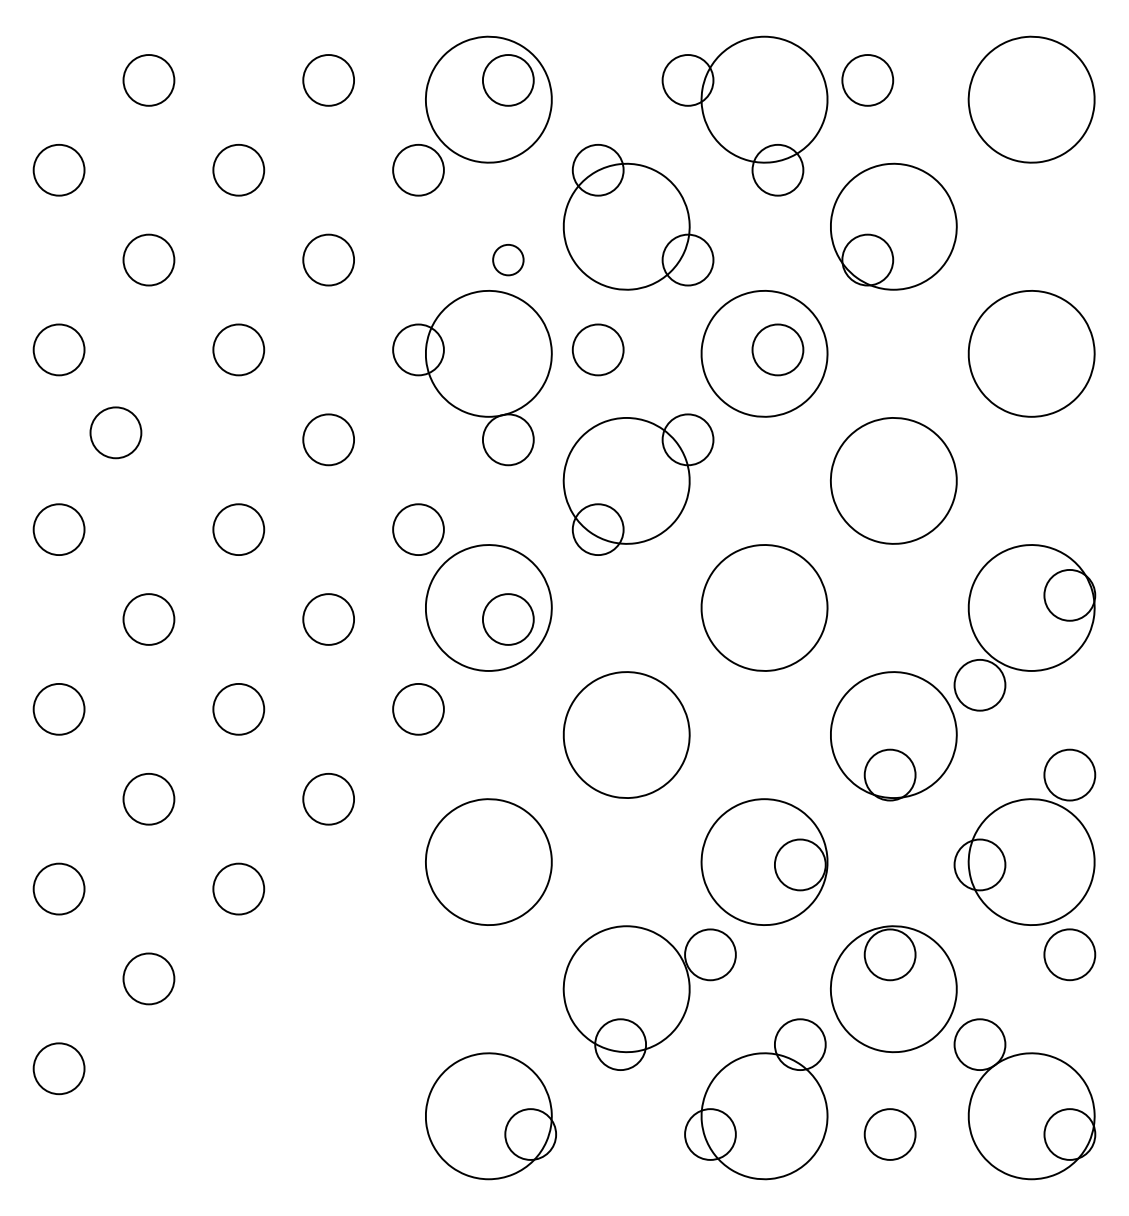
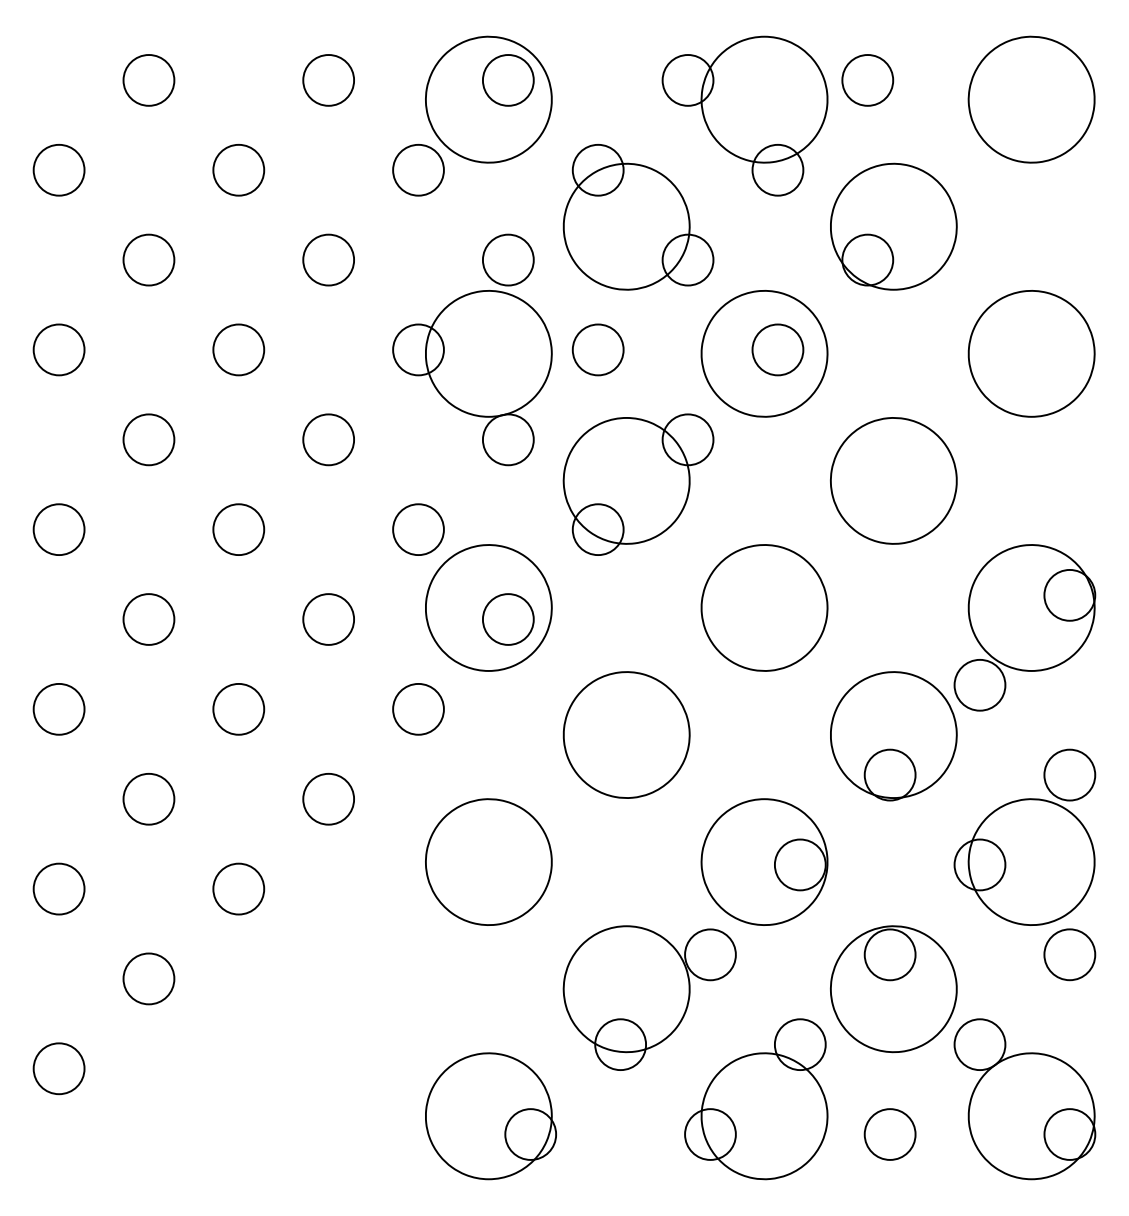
circle diameter: 30 px -> 51 px (507, 259)
circle position: (115, 432) -> (148, 439) (148, 439)
